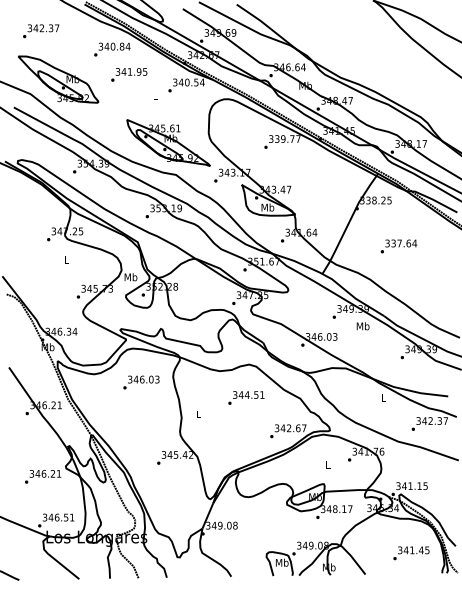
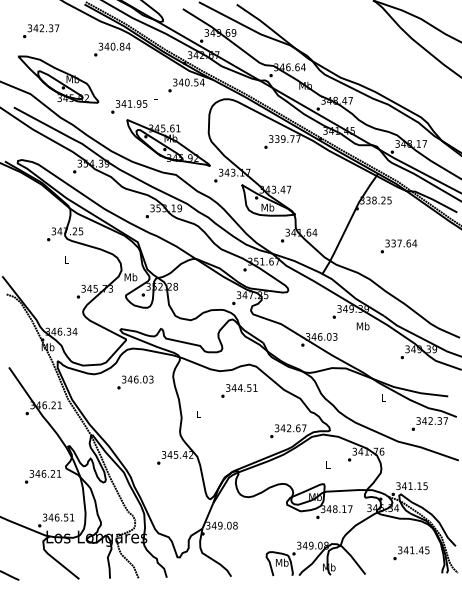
text position: (129, 74) -> (129, 106) (129, 106)
text position: (141, 382) -> (135, 382) (135, 382)
text position: (246, 397) -> (239, 390) (239, 390)
